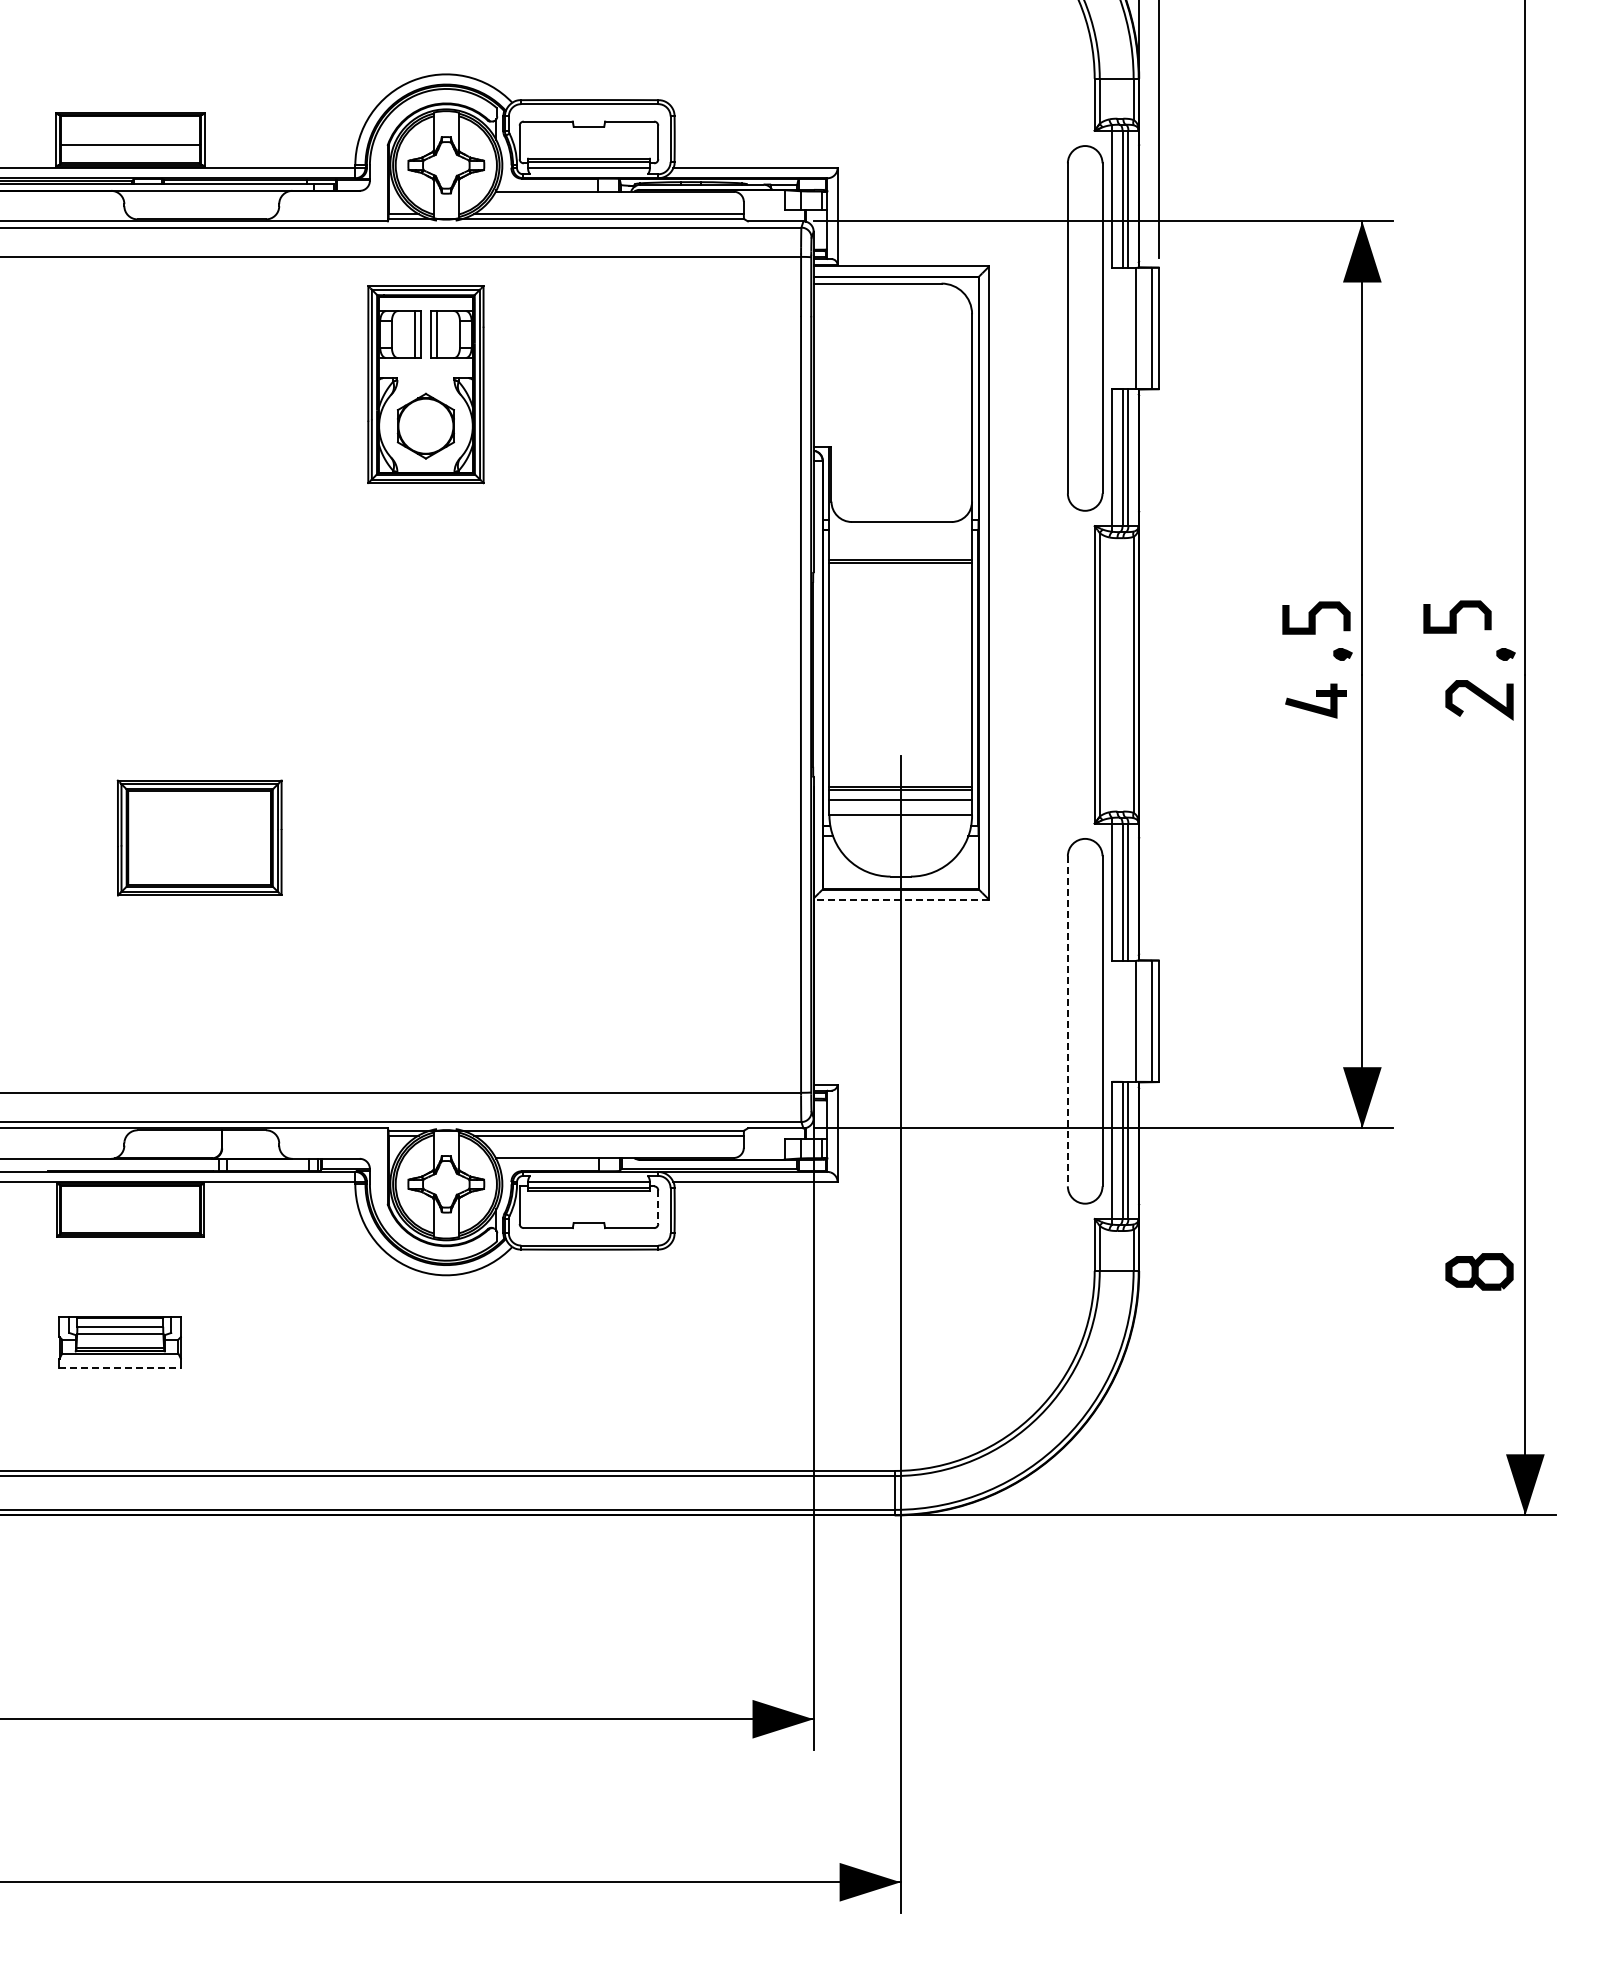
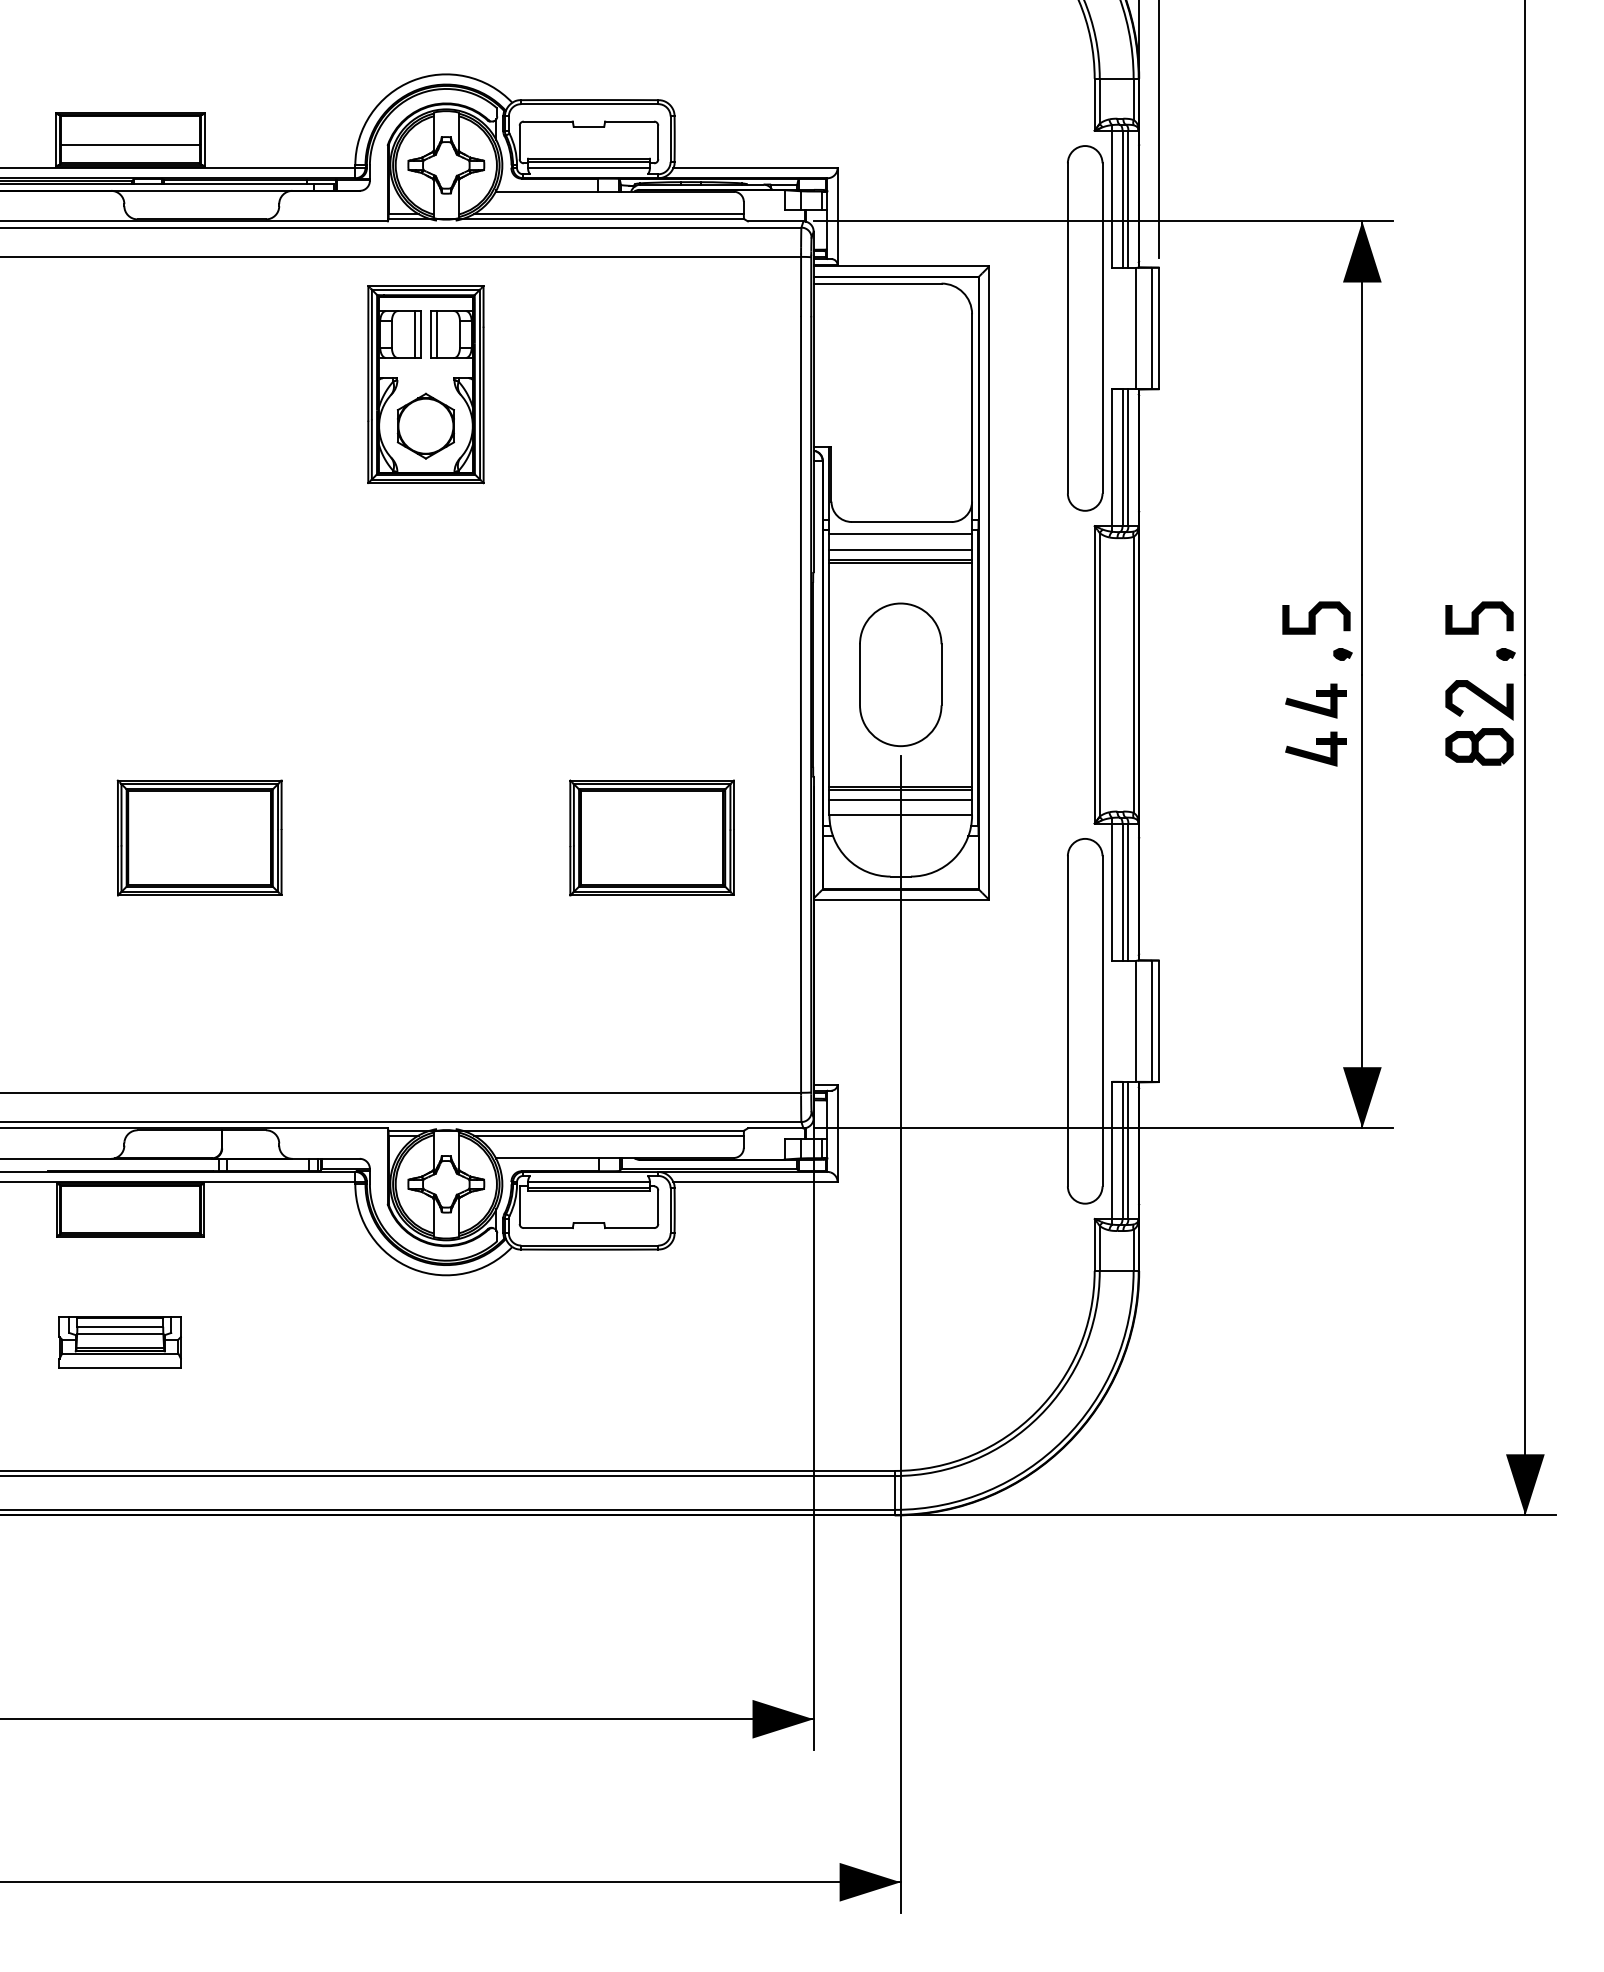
line: none -> present (900, 534)
line: none -> present (900, 549)
curve position: (1456, 616) -> (1478, 617) (1478, 617)
part: none -> present (900, 674)
part: none -> present (1315, 748)
part: none -> present (651, 837)
line: dashed -> solid (901, 899)
line: dashed -> solid (1067, 1021)
line: dashed -> solid (658, 1207)
part position: (1479, 1271) -> (1479, 746) (1479, 746)
line: dashed -> solid (120, 1367)
